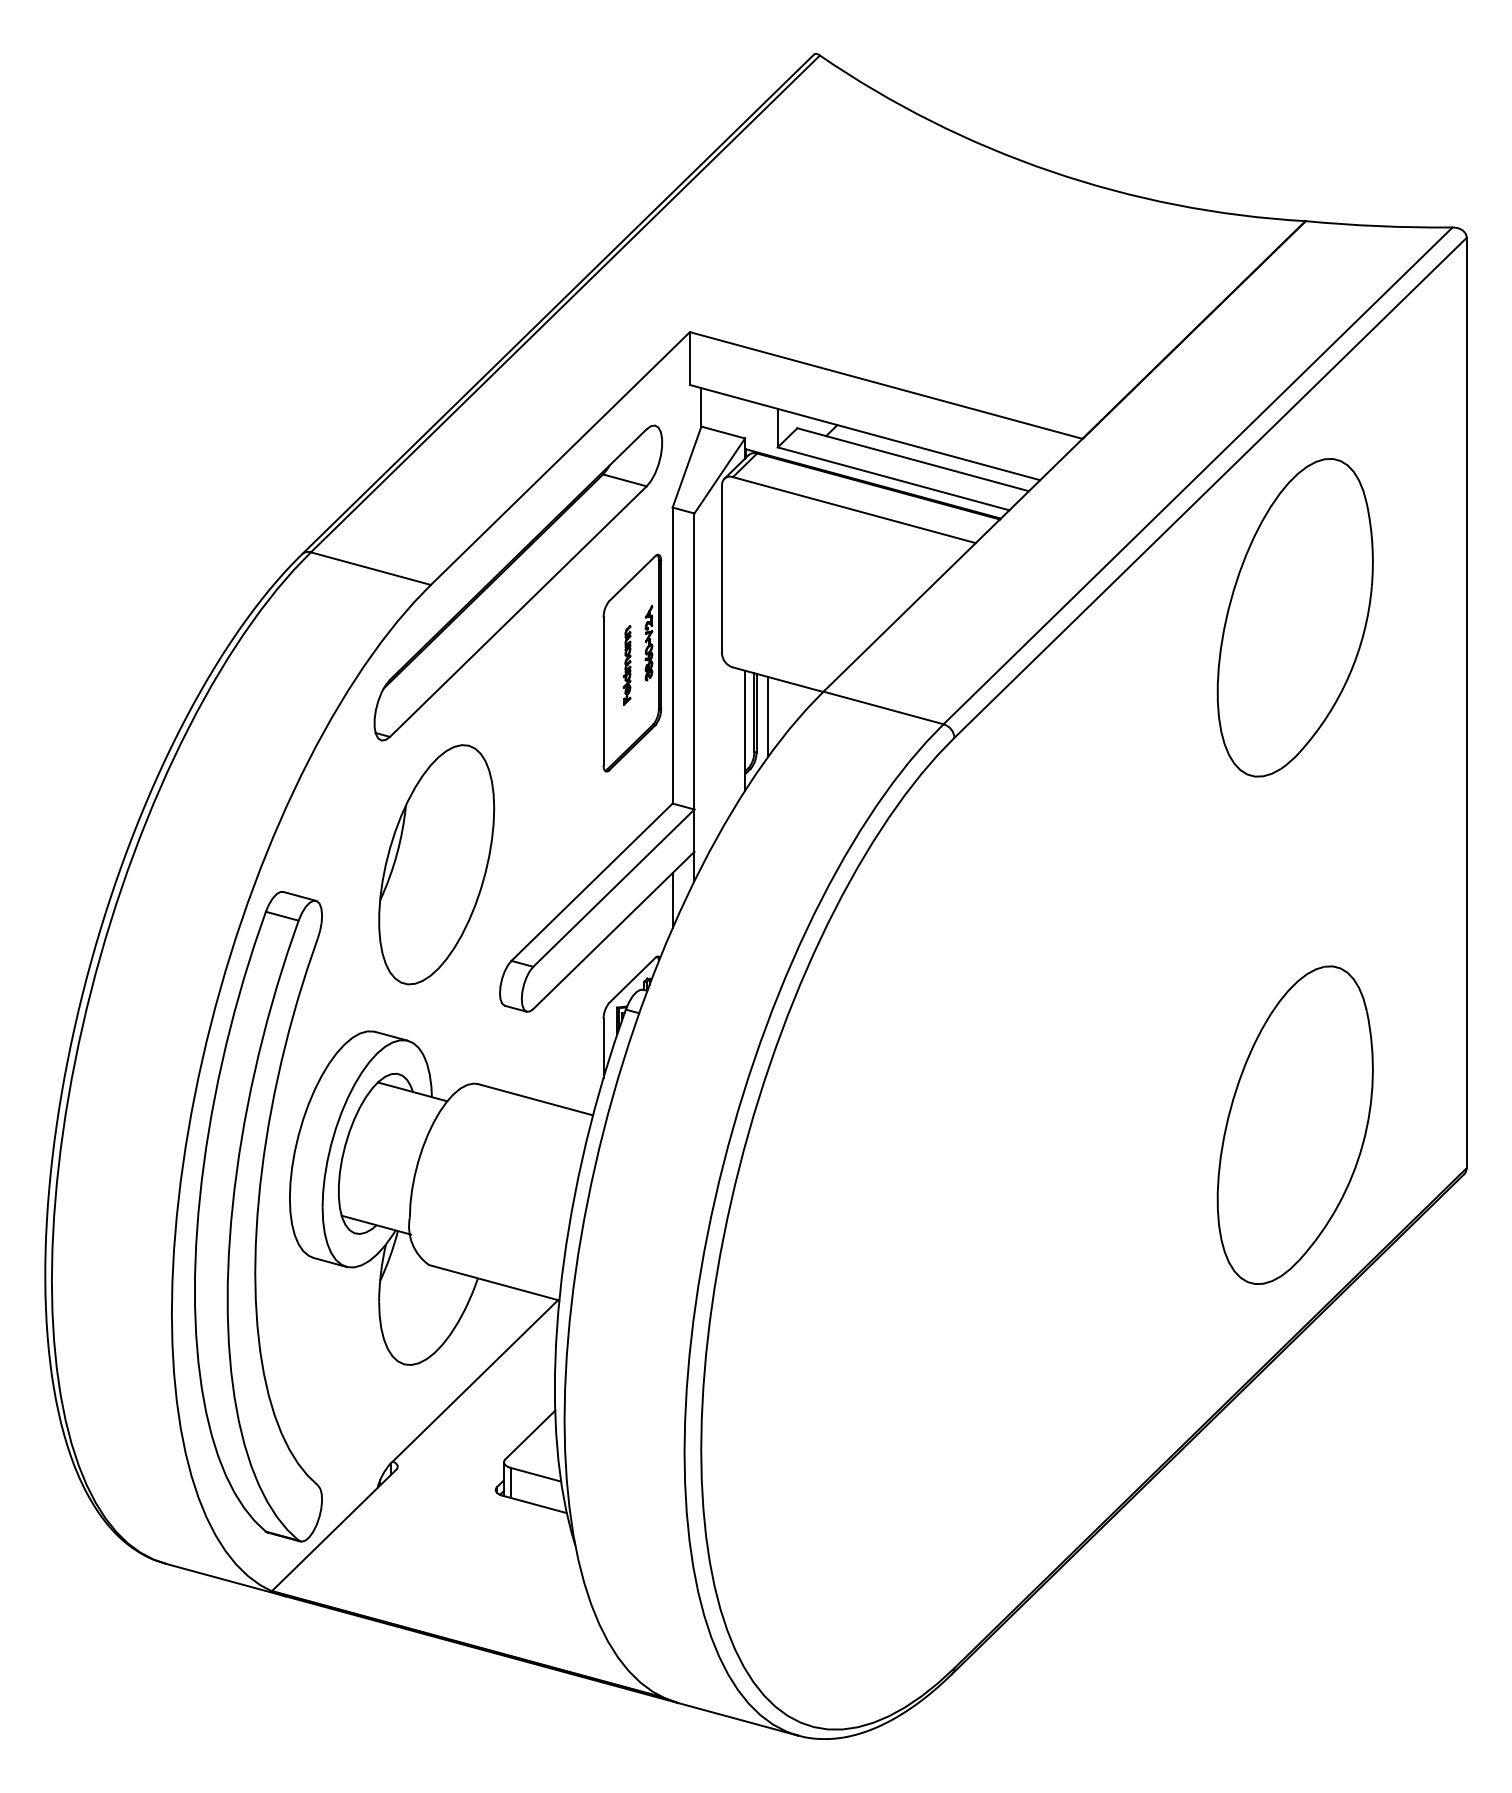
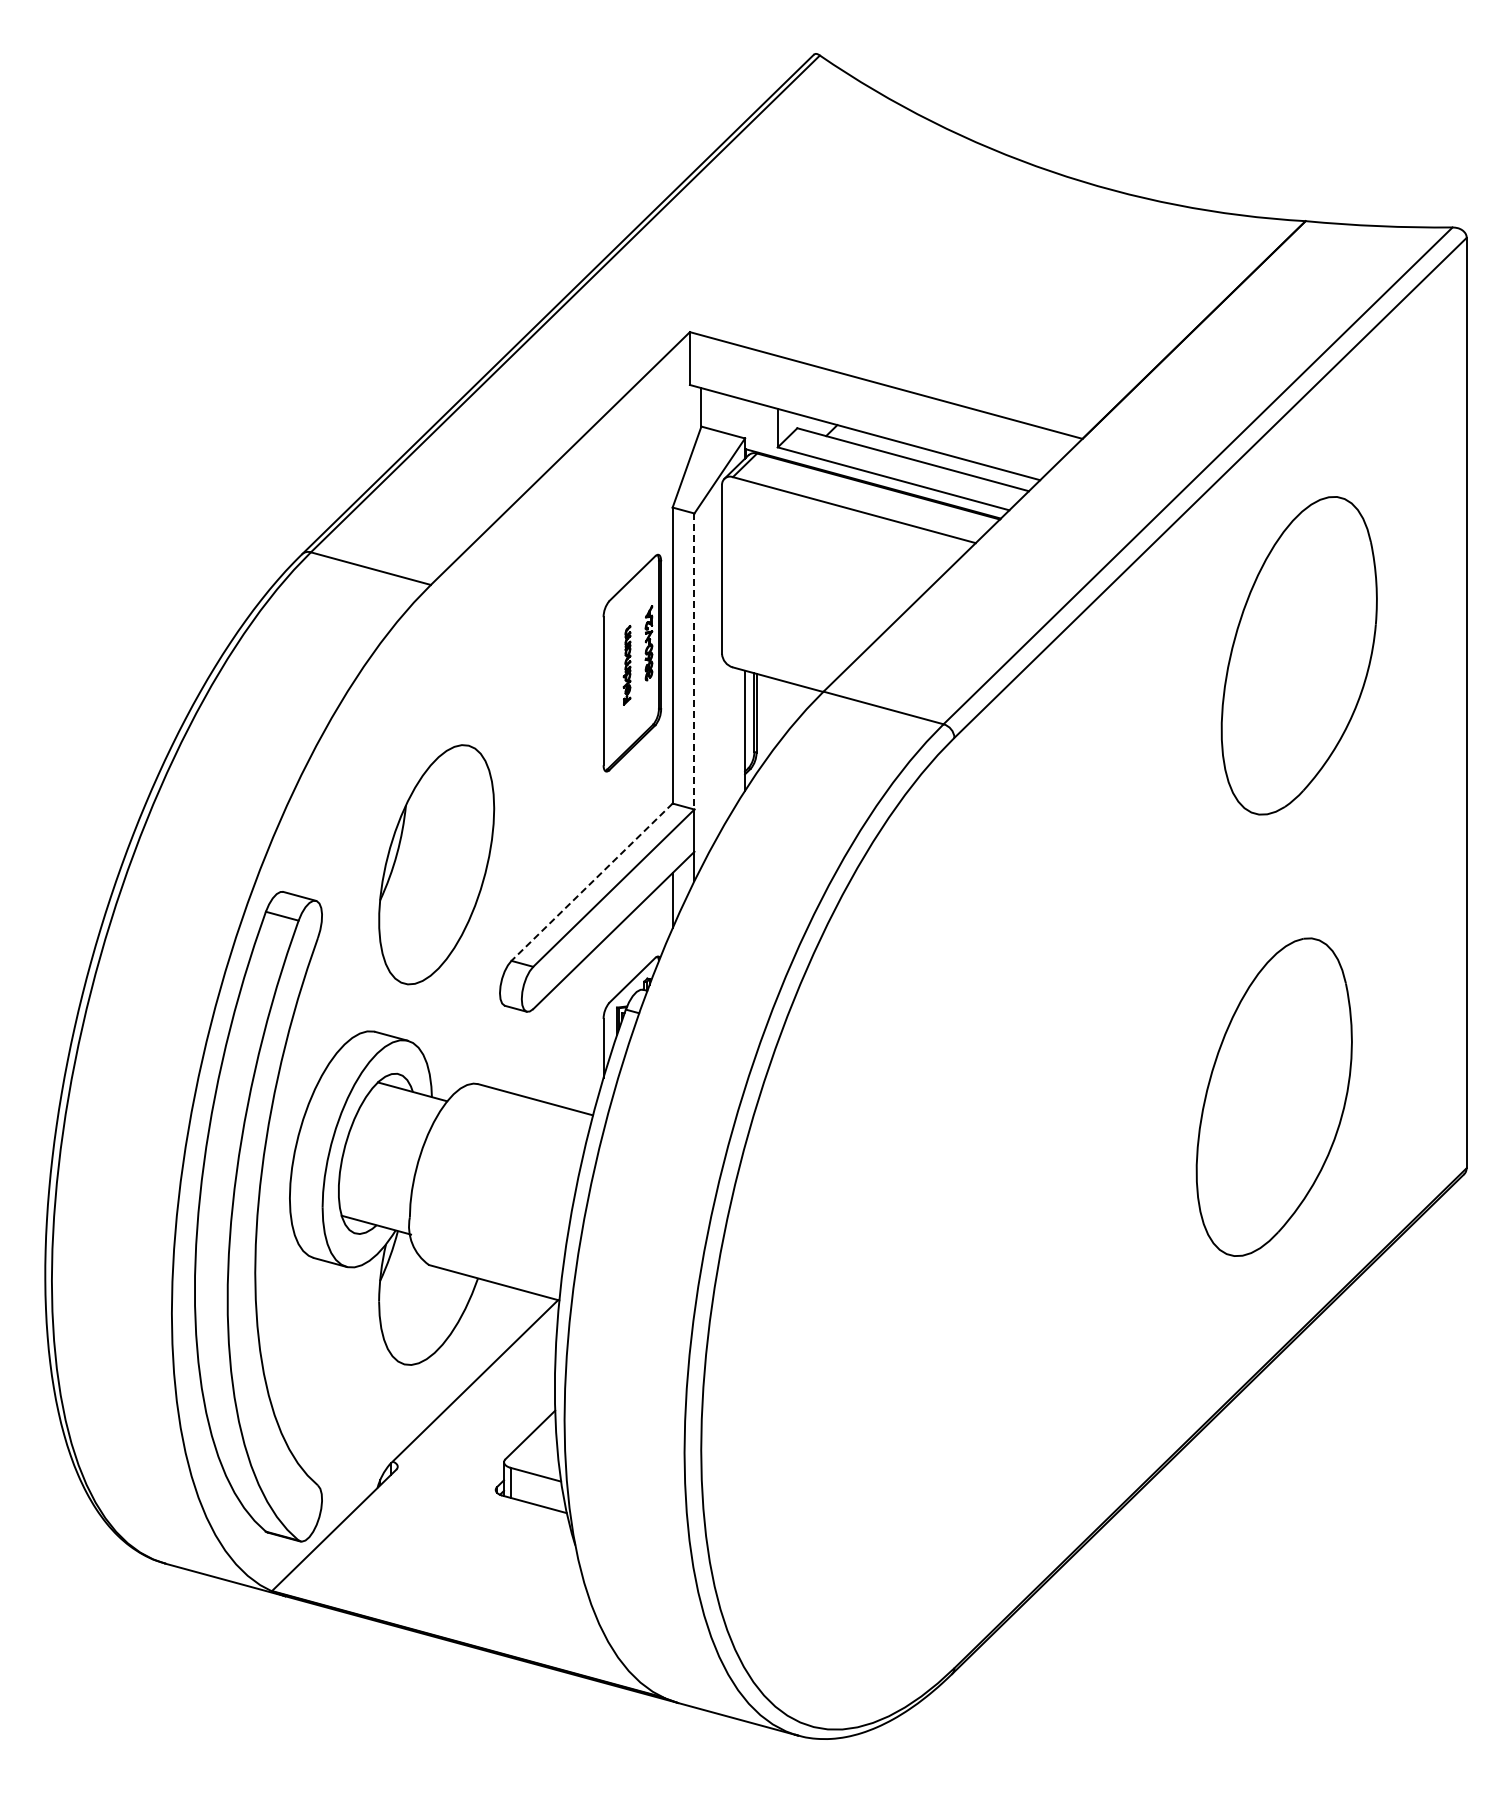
part: present -> none (517, 582)
part position: (1294, 617) -> (1298, 655) (1298, 655)
line: solid -> dashed (694, 662)
line: present -> none (768, 716)
line: solid -> dashed (592, 882)
part position: (1294, 1124) -> (1273, 1096) (1273, 1096)
